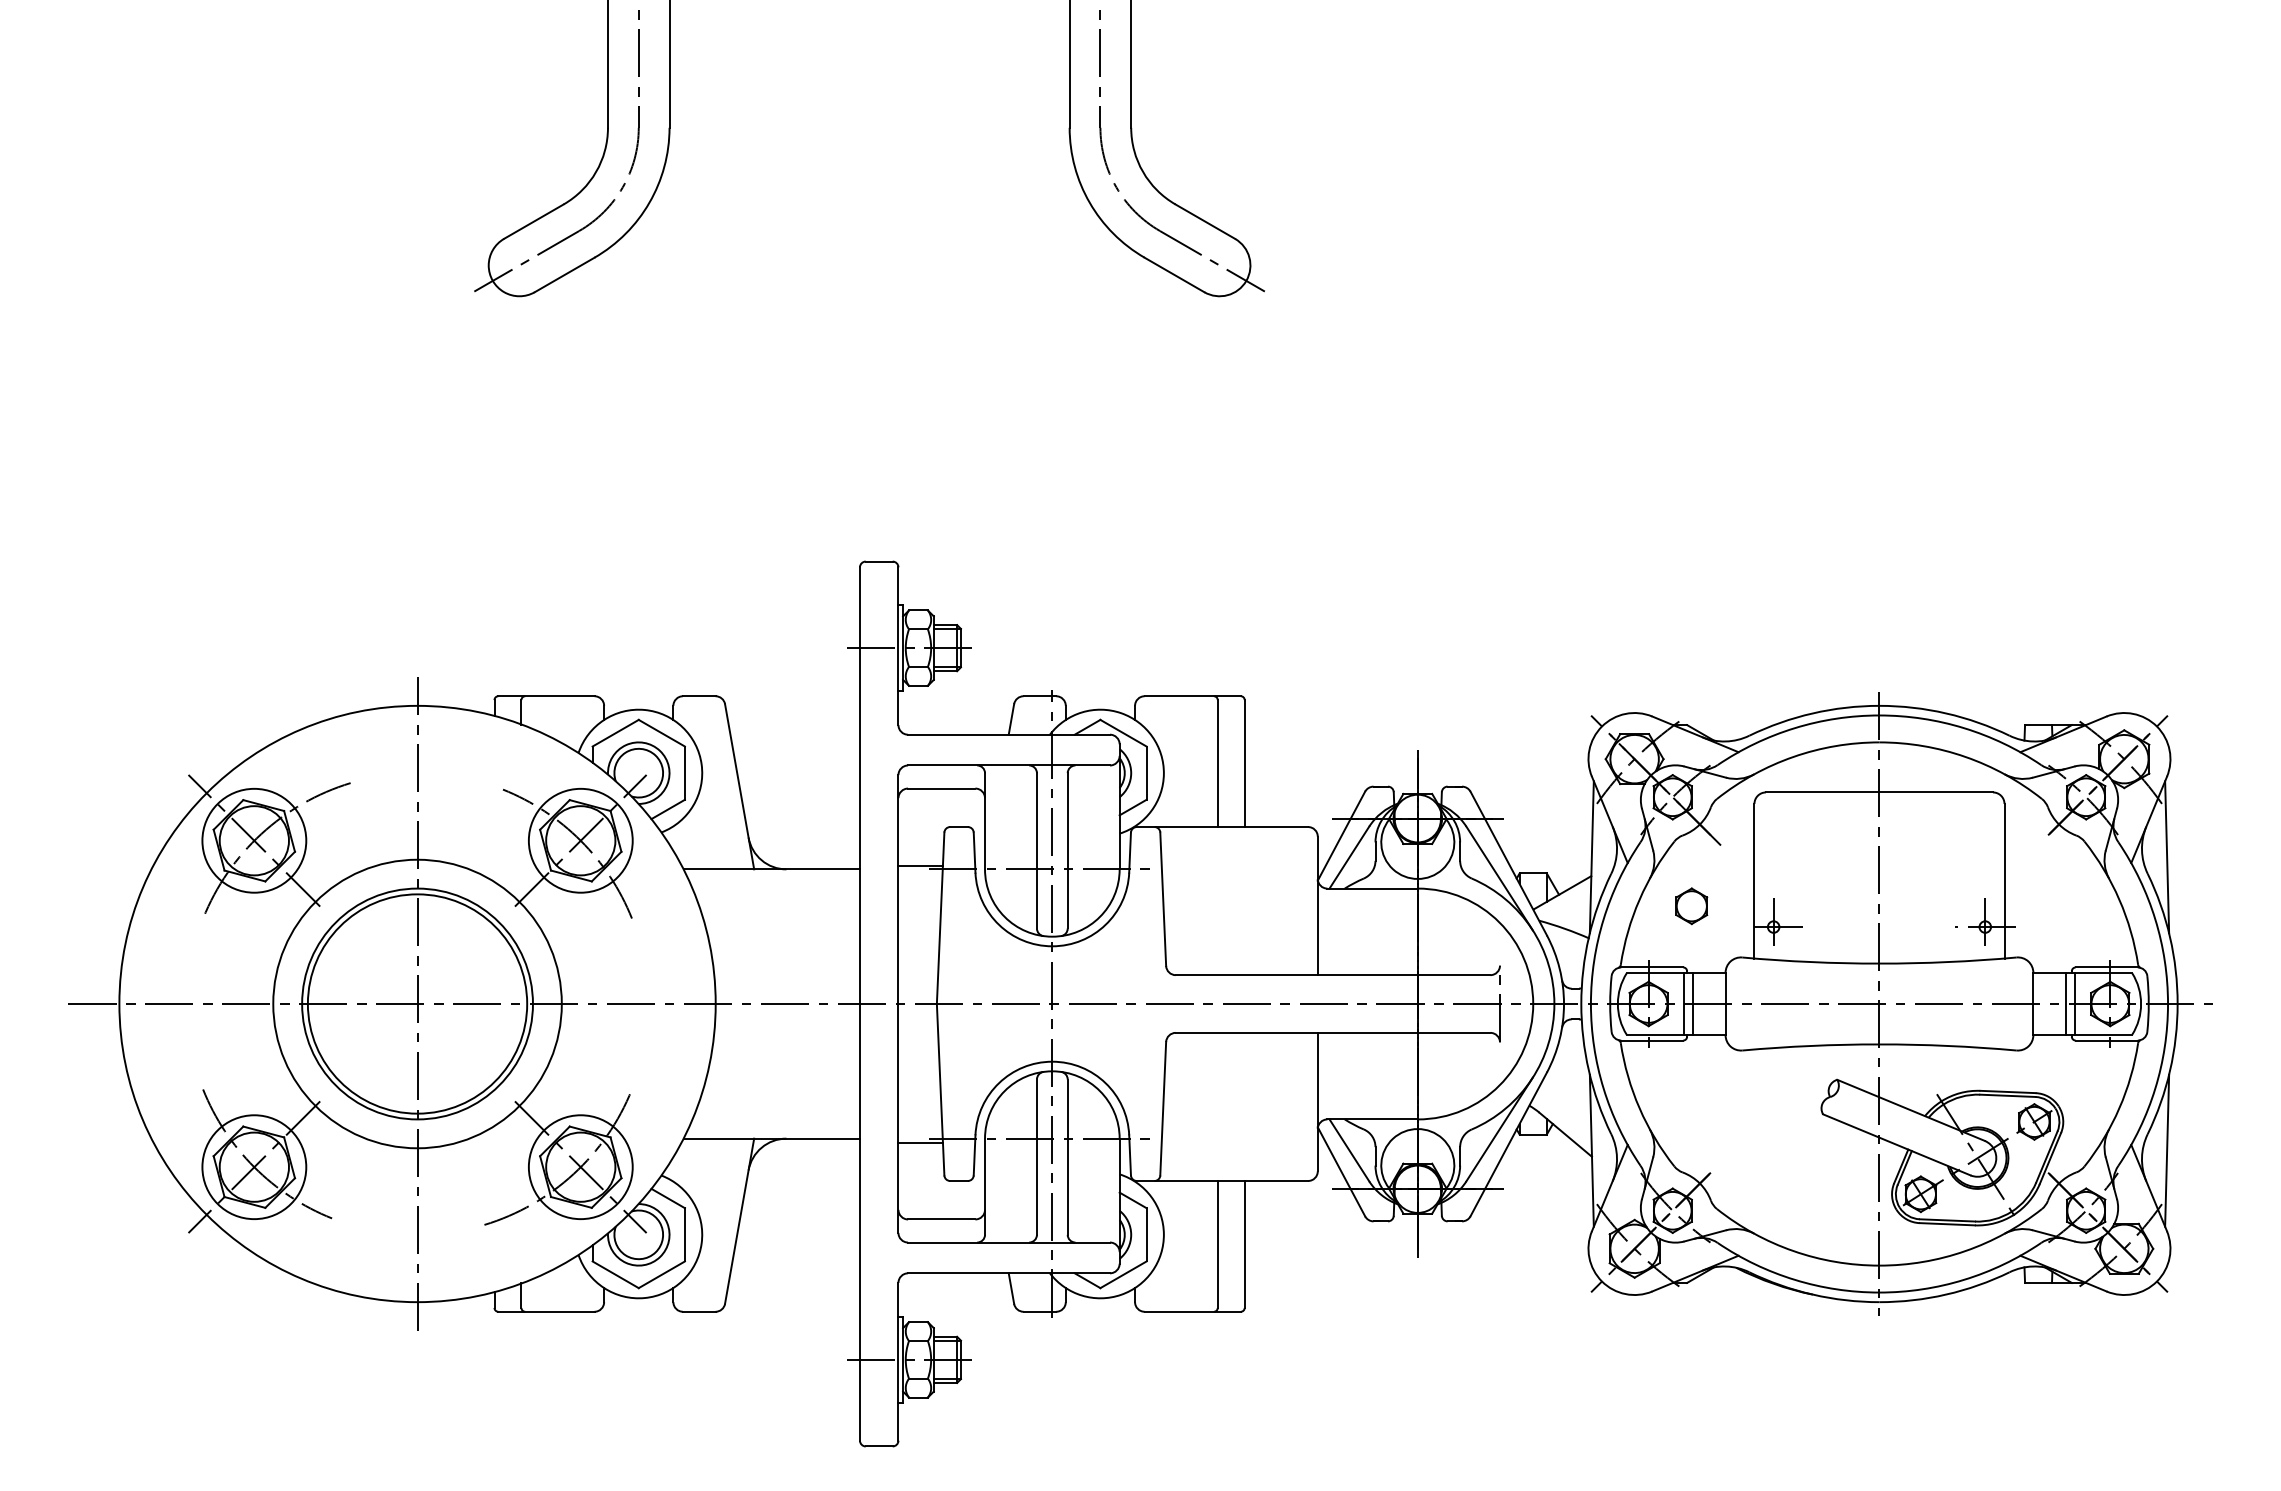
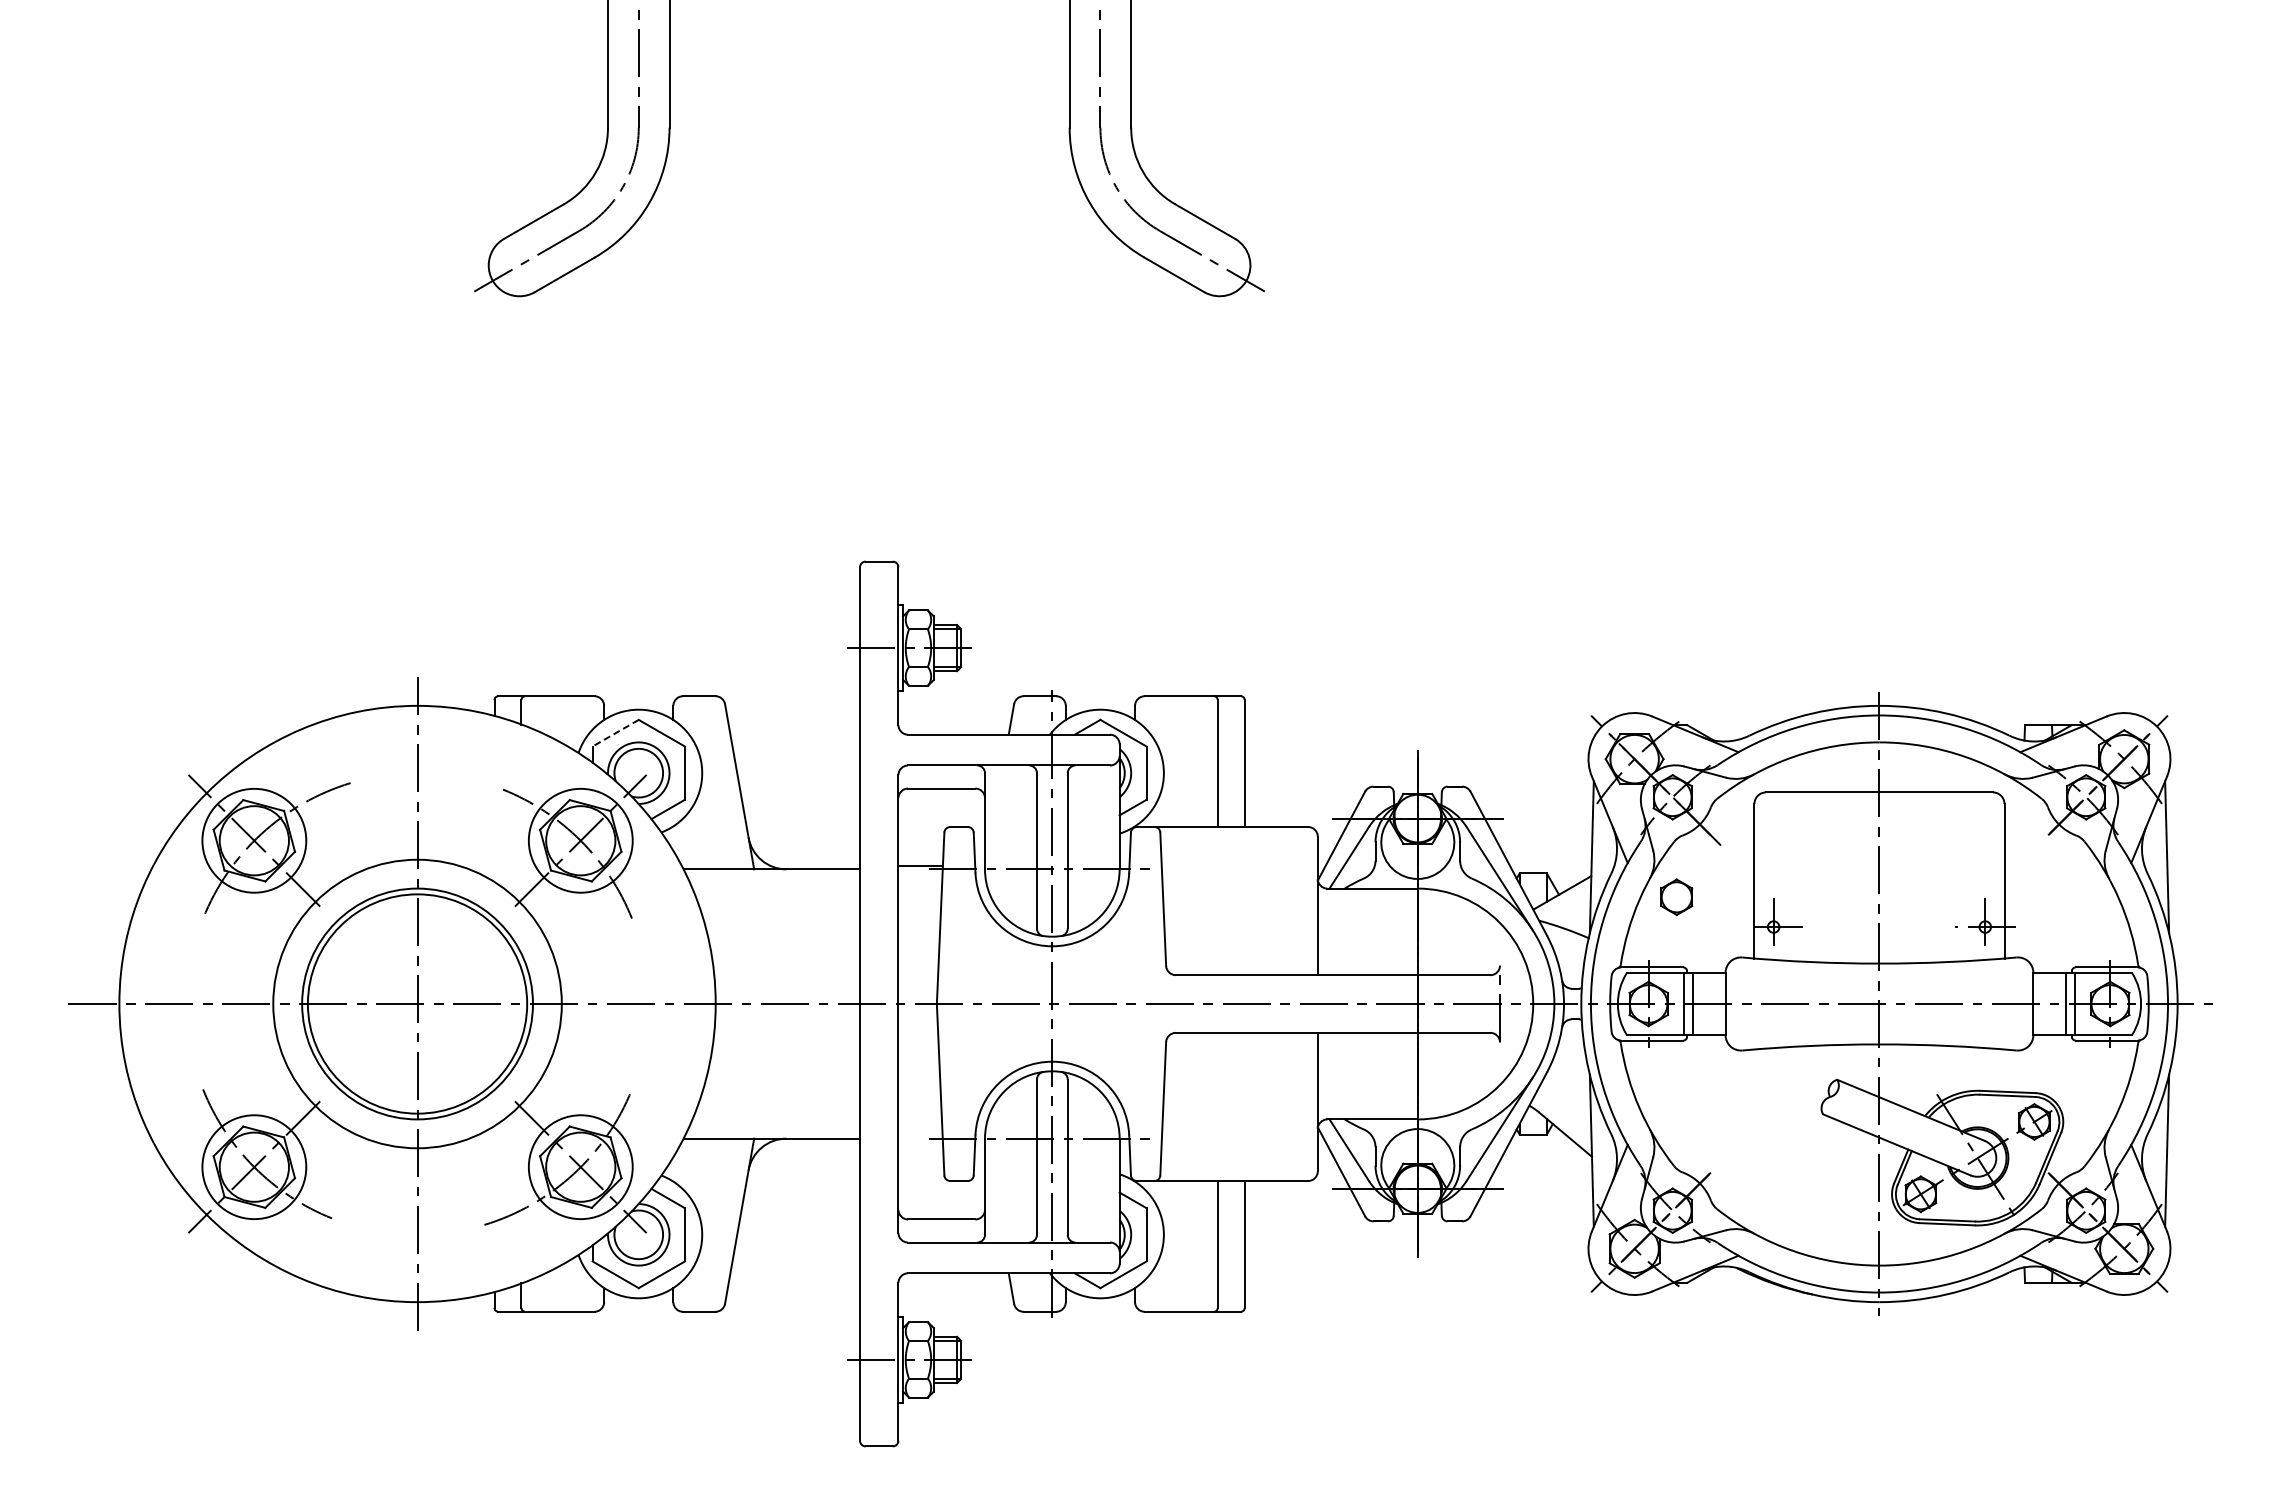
line: solid -> dashed (615, 733)
part position: (1691, 906) -> (1676, 897) (1676, 897)
line: present -> none (920, 1142)
